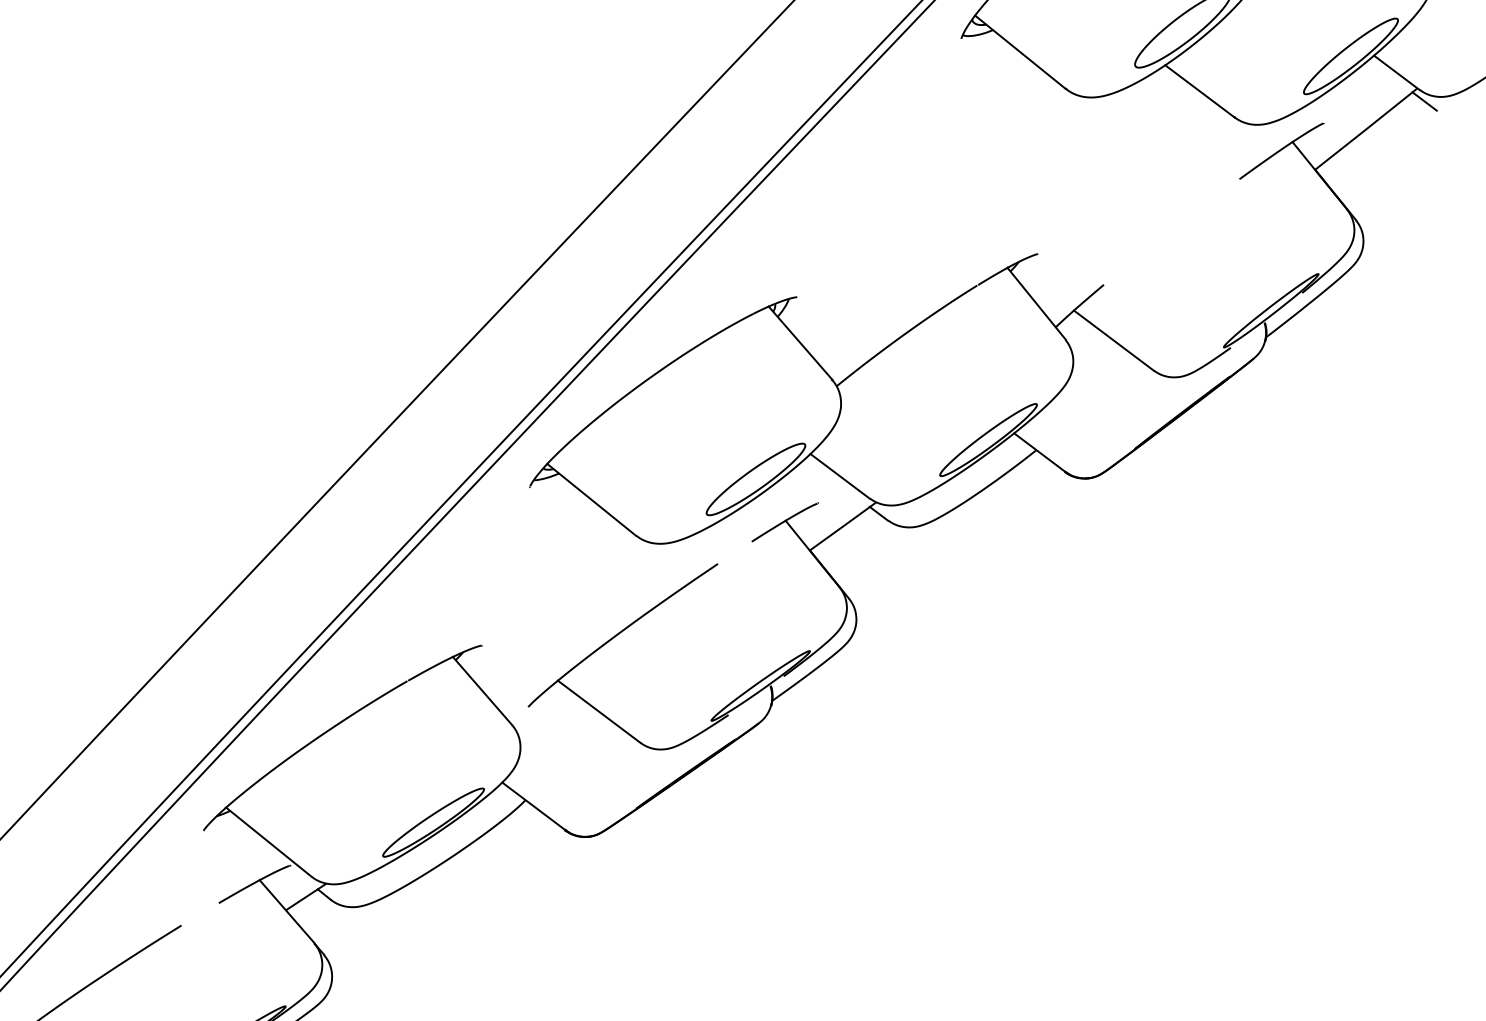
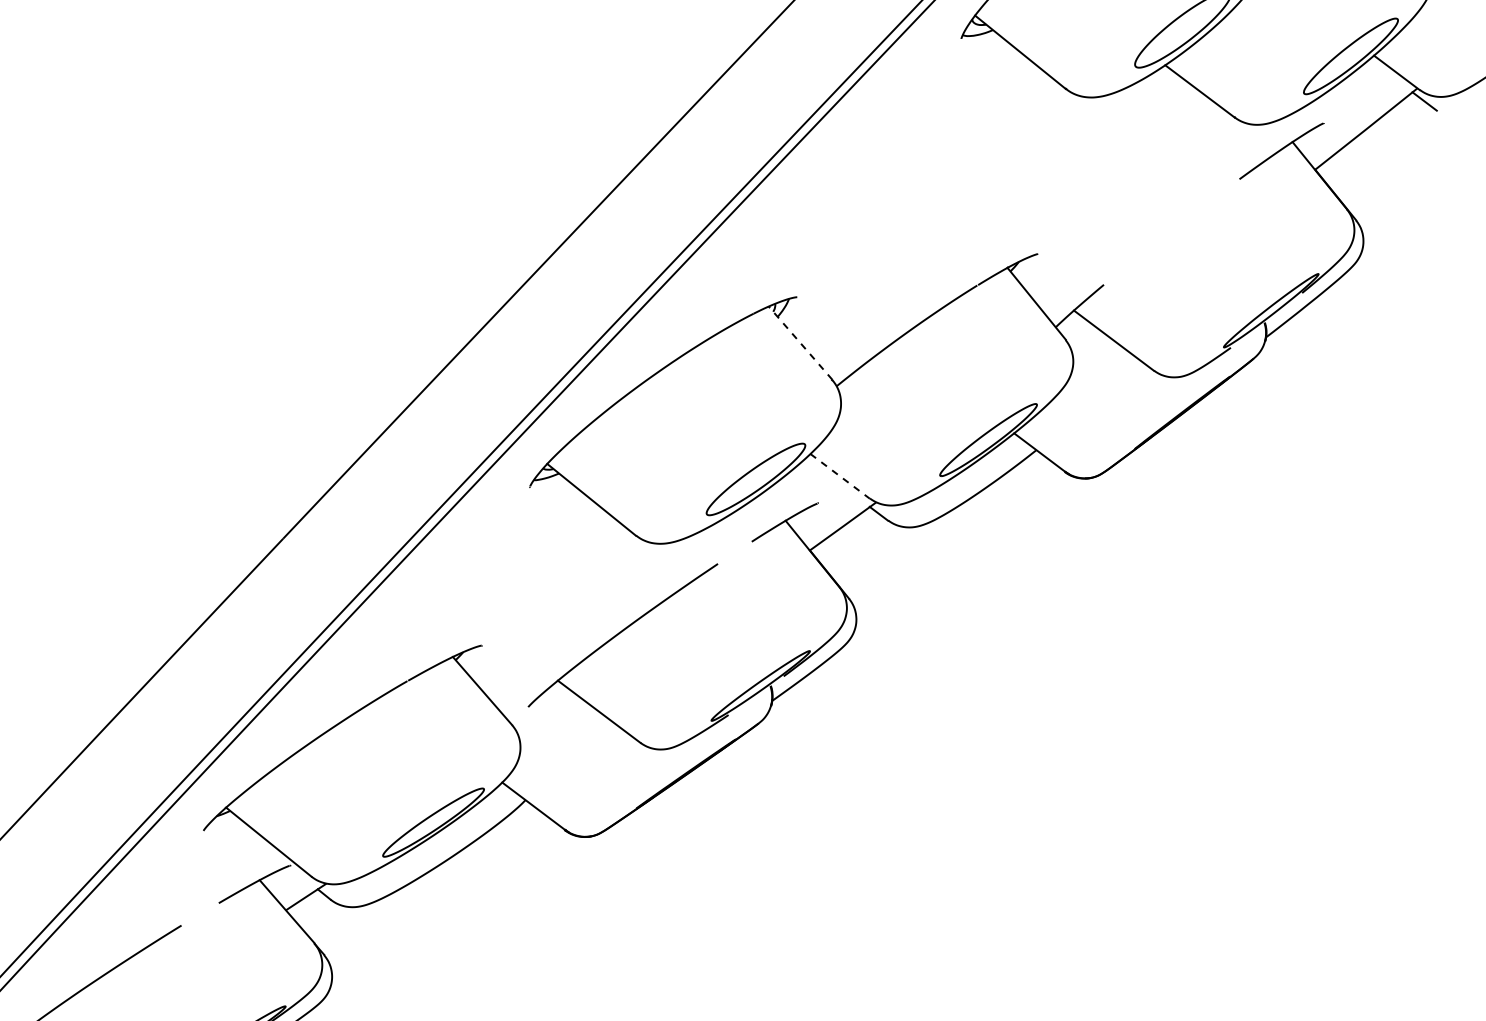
line: solid -> dashed (800, 343)
line: solid -> dashed (840, 476)
